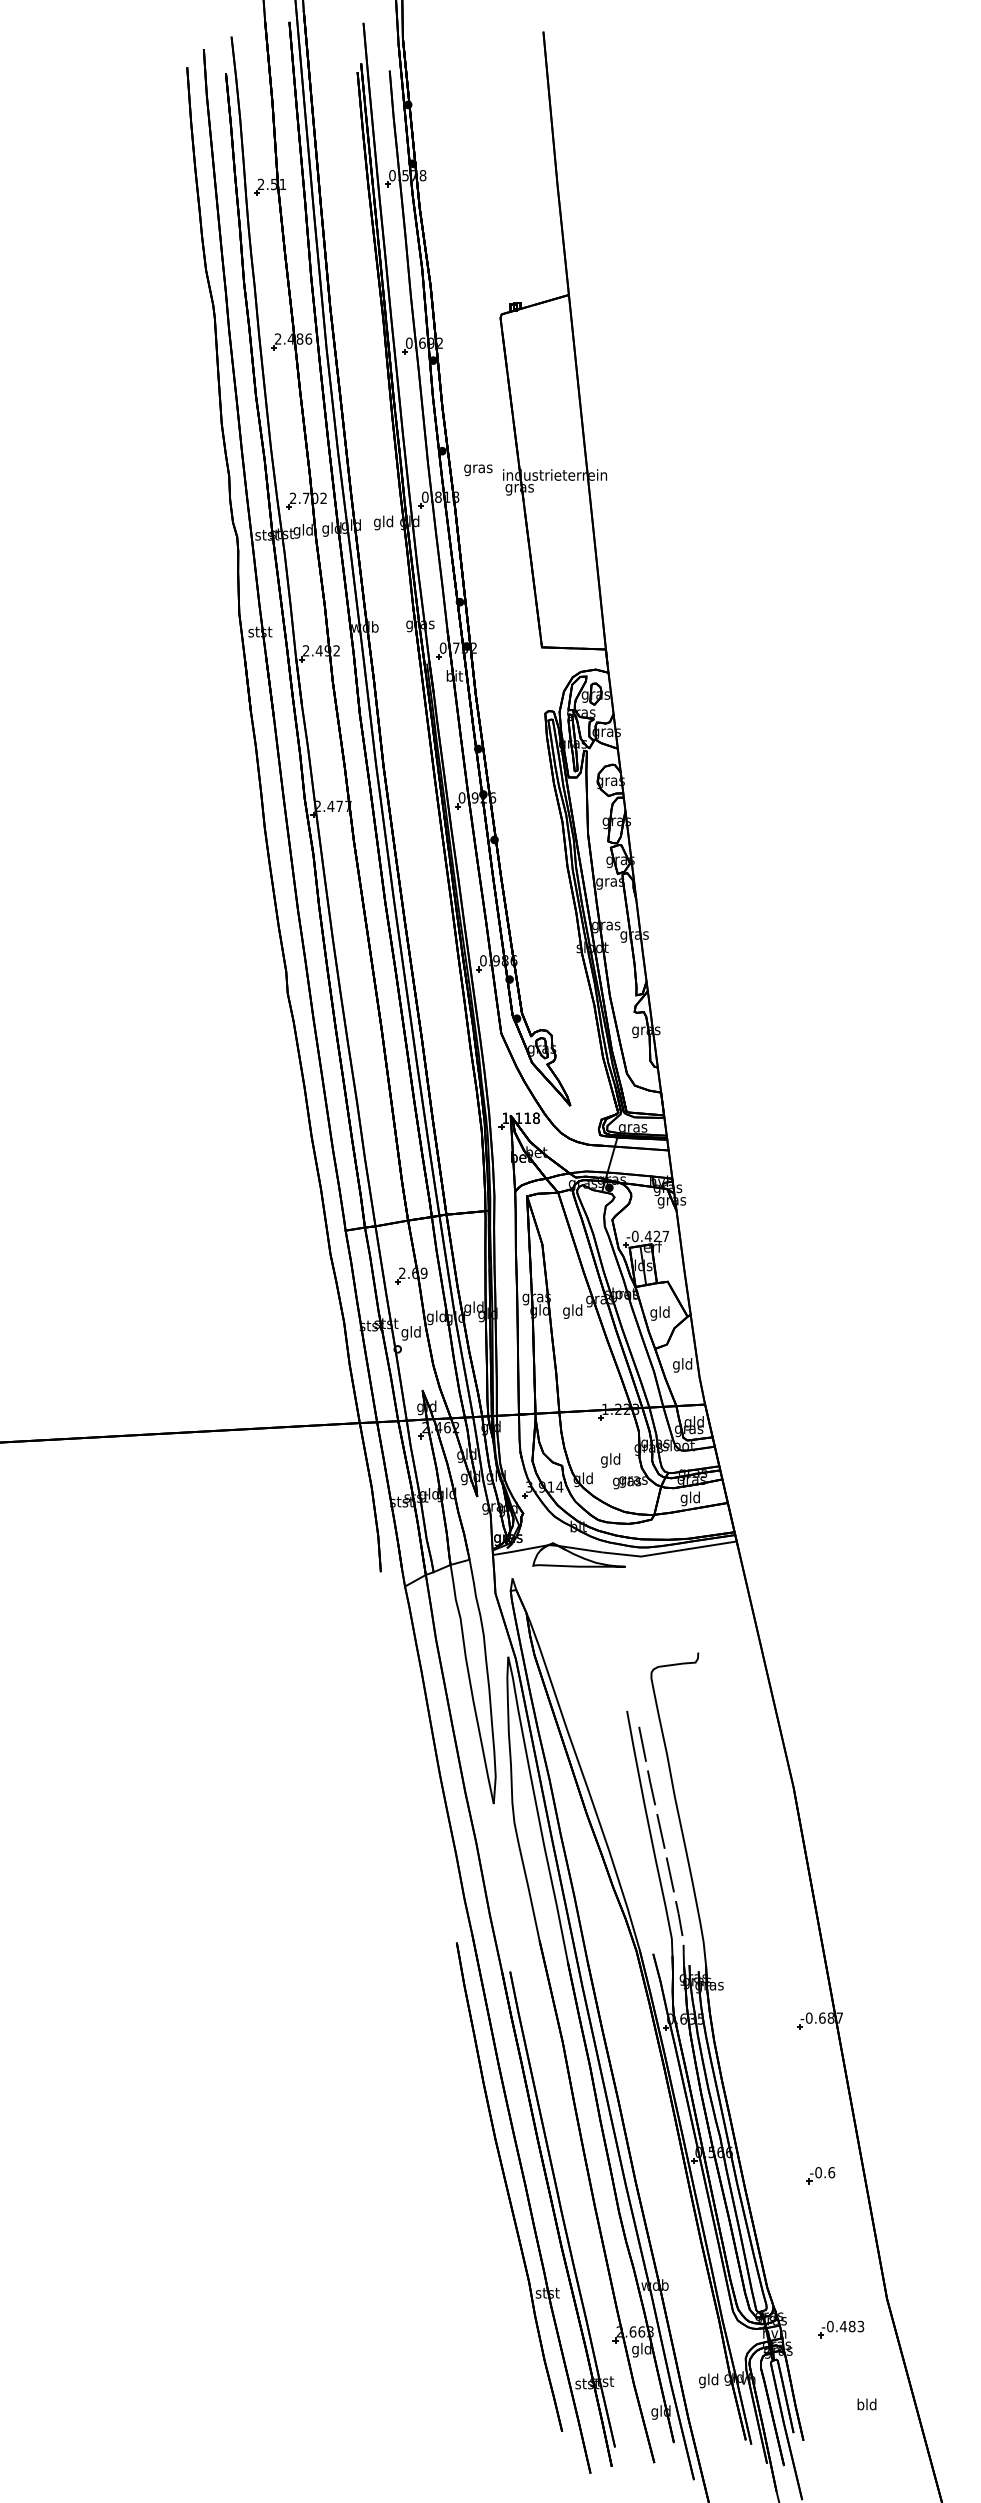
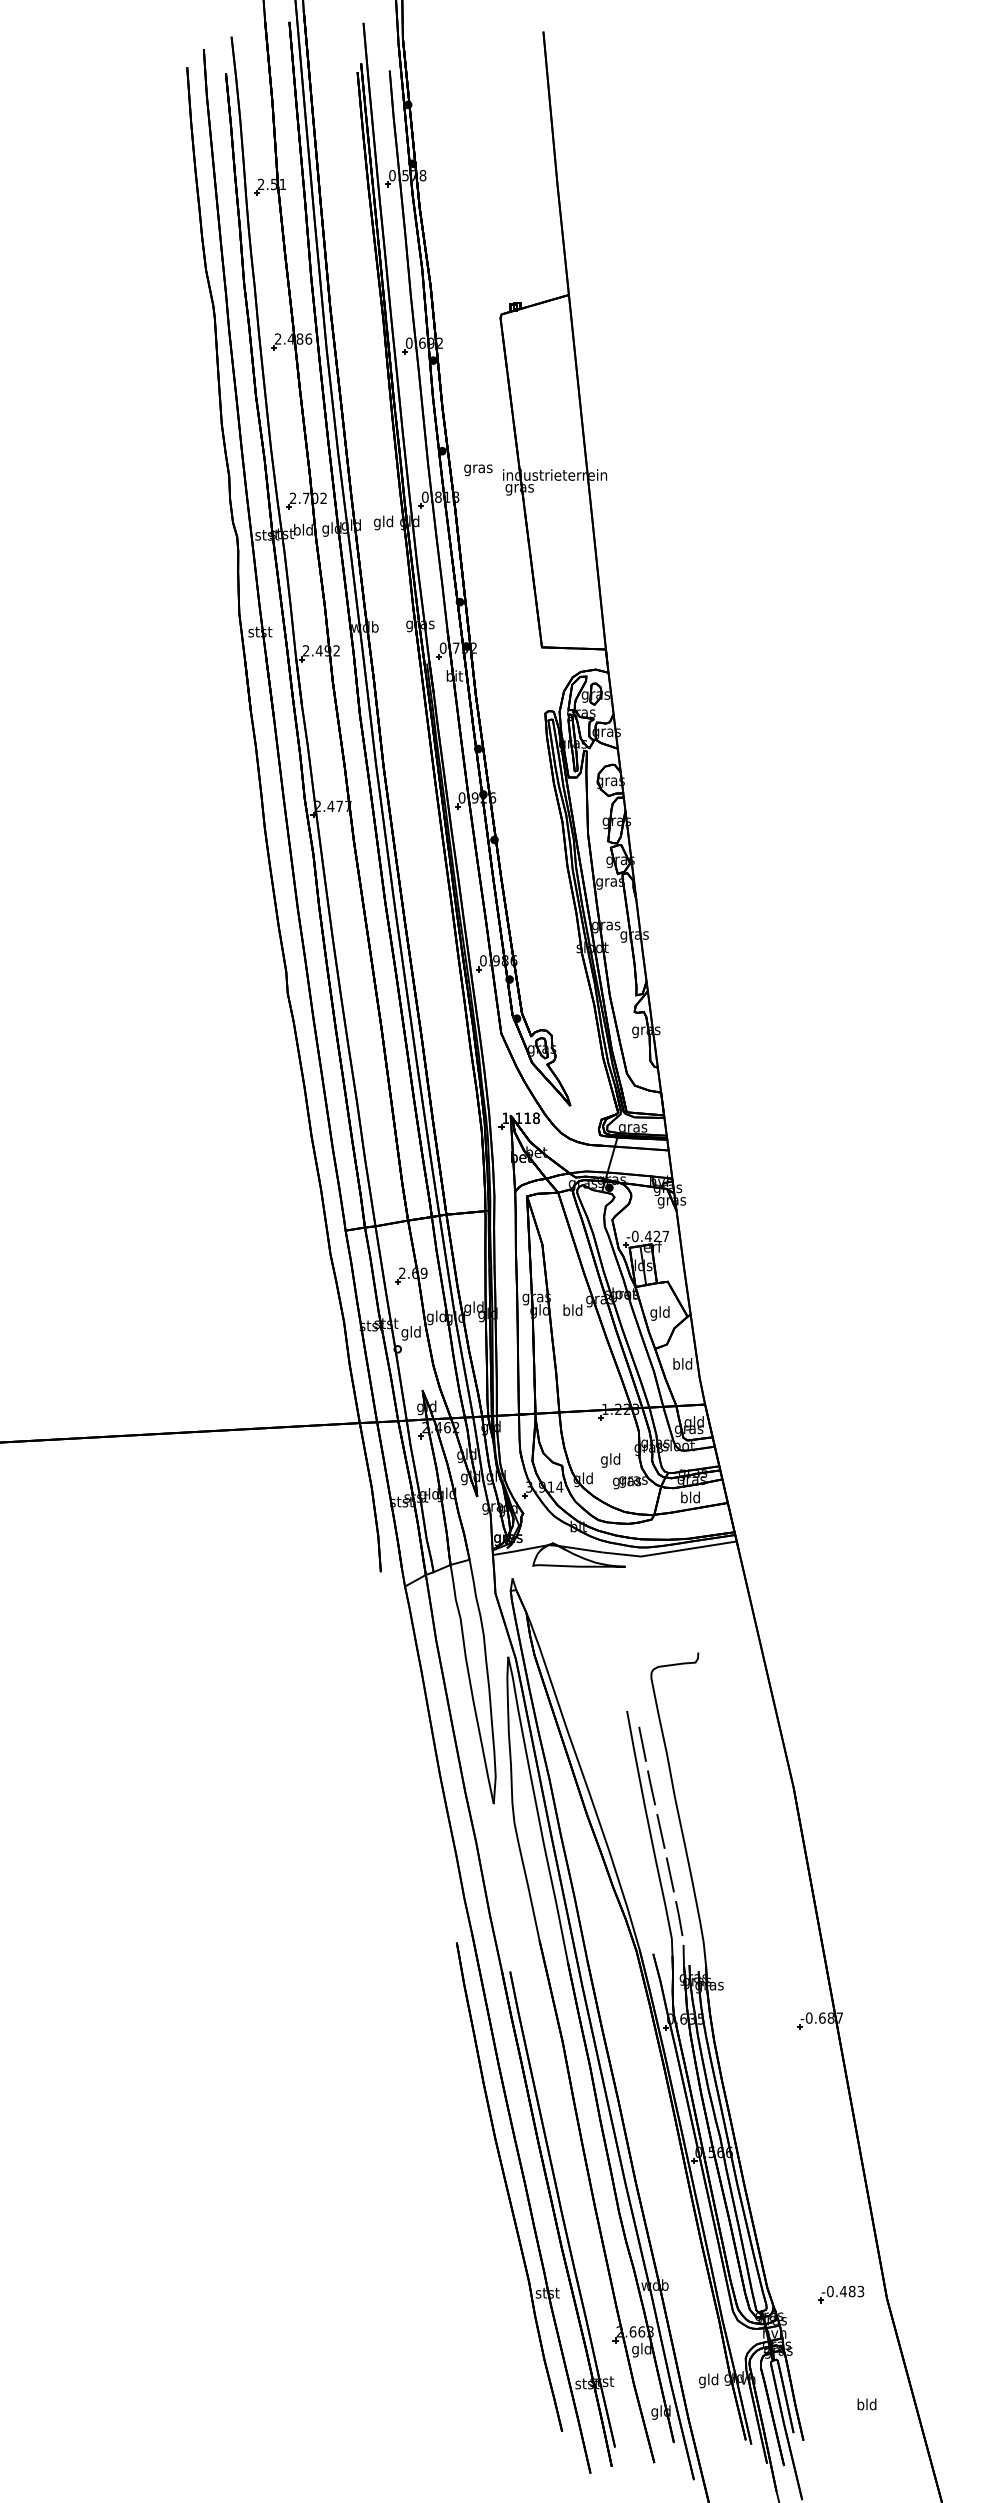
text: gld -> bld (296, 531)
text: gld -> bld (566, 1311)
text: gld -> bld (676, 1365)
text: gld -> bld (683, 1498)
part: present -> none (820, 2175)
part position: (841, 2329) -> (841, 2294) (841, 2294)
